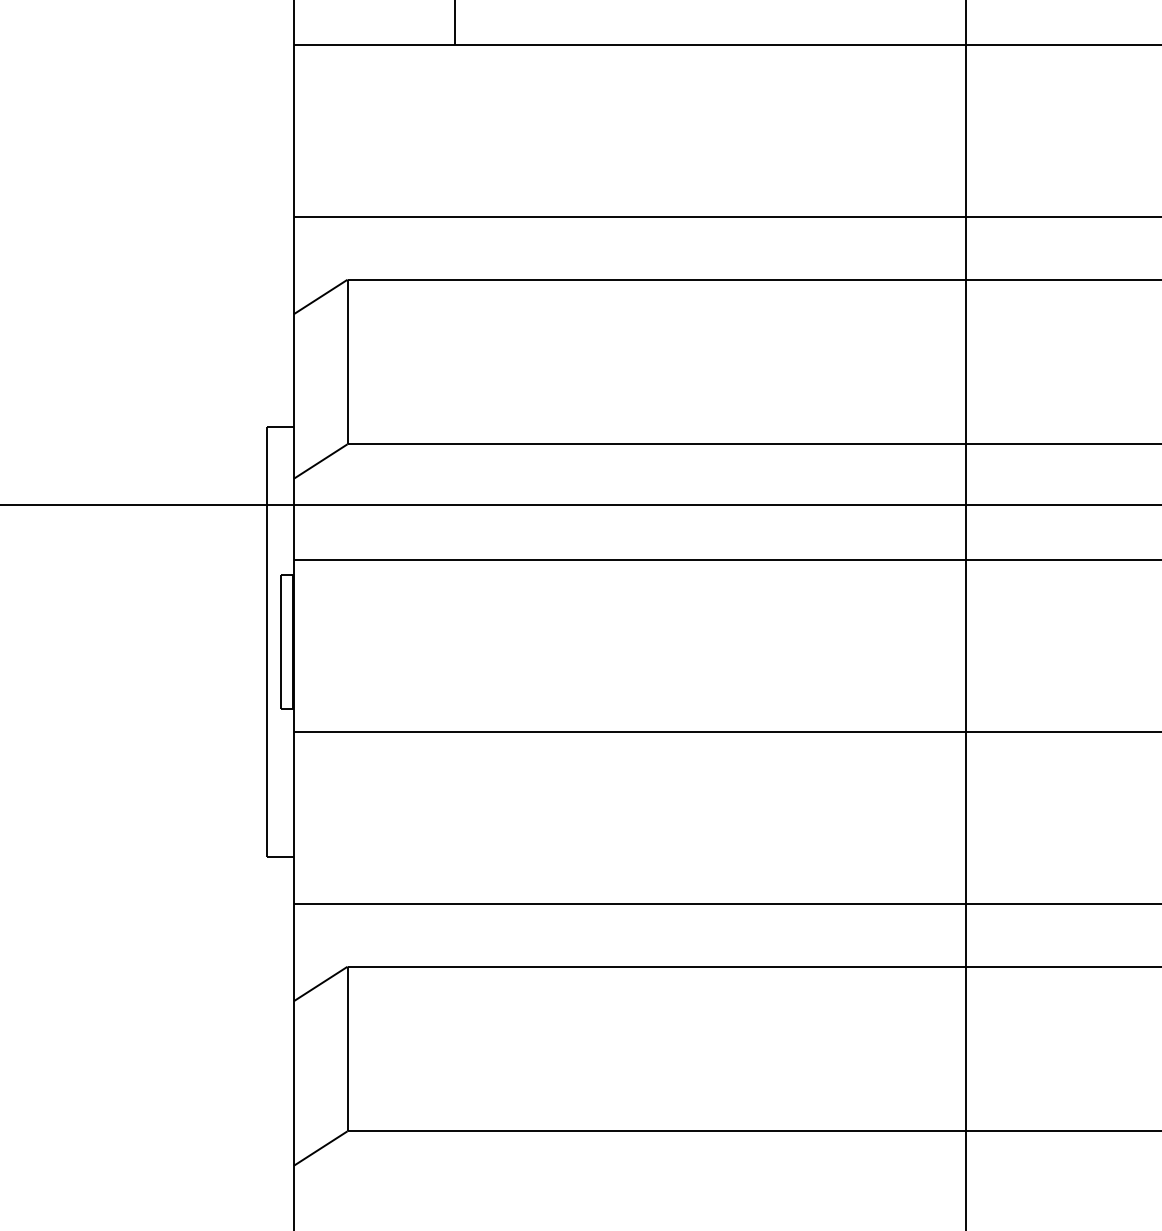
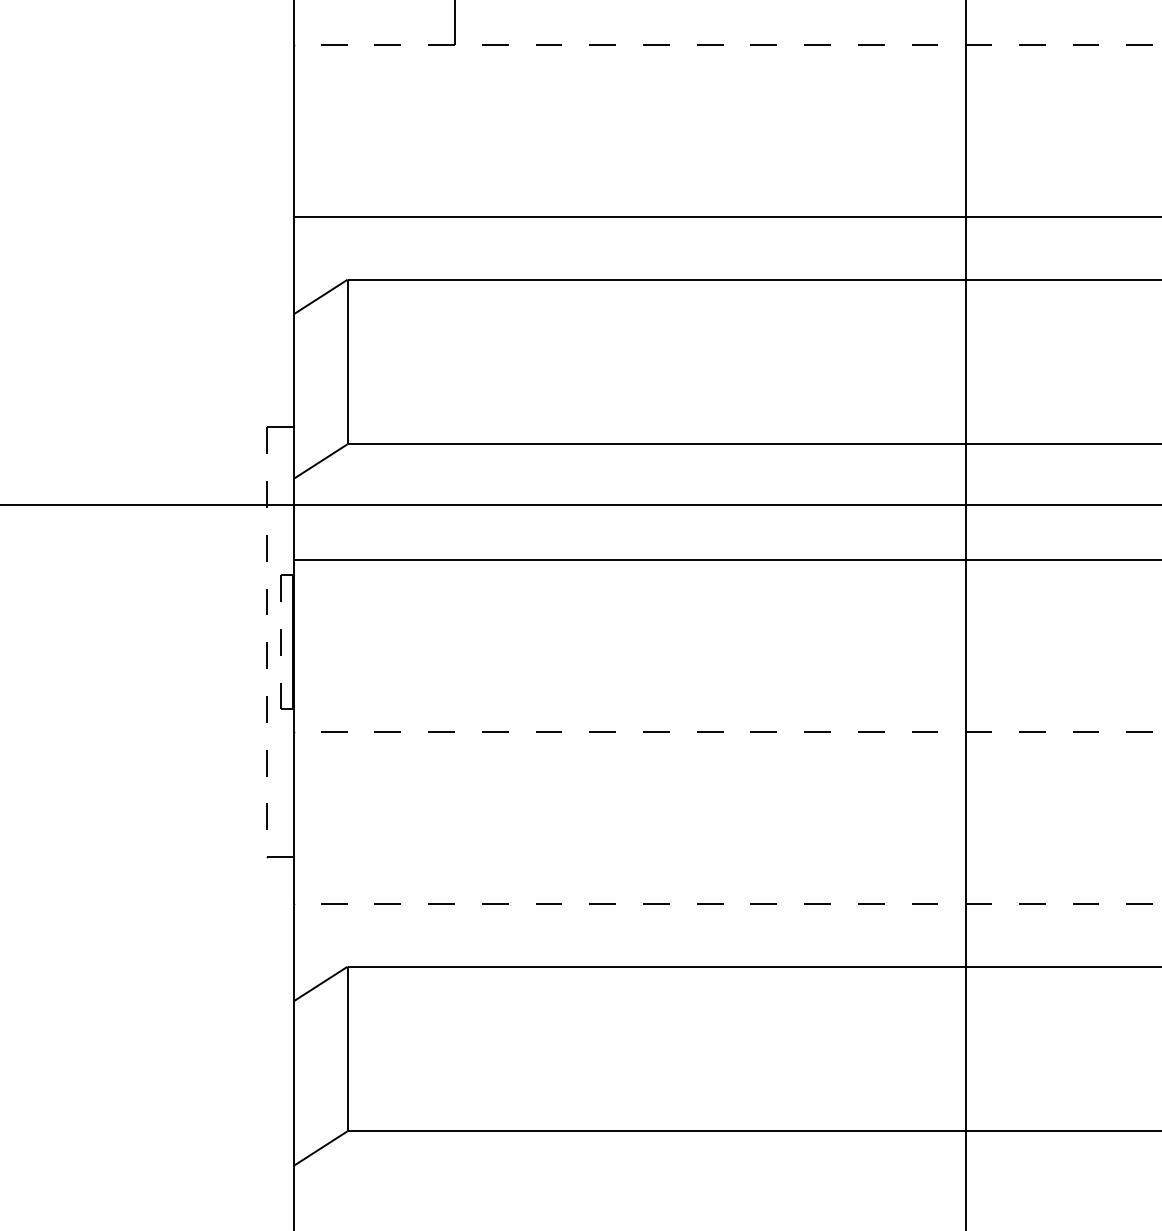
line: solid -> dashed (727, 45)
line: solid -> dashed (267, 642)
line: solid -> dashed (280, 642)
line: solid -> dashed (727, 732)
line: solid -> dashed (727, 903)
